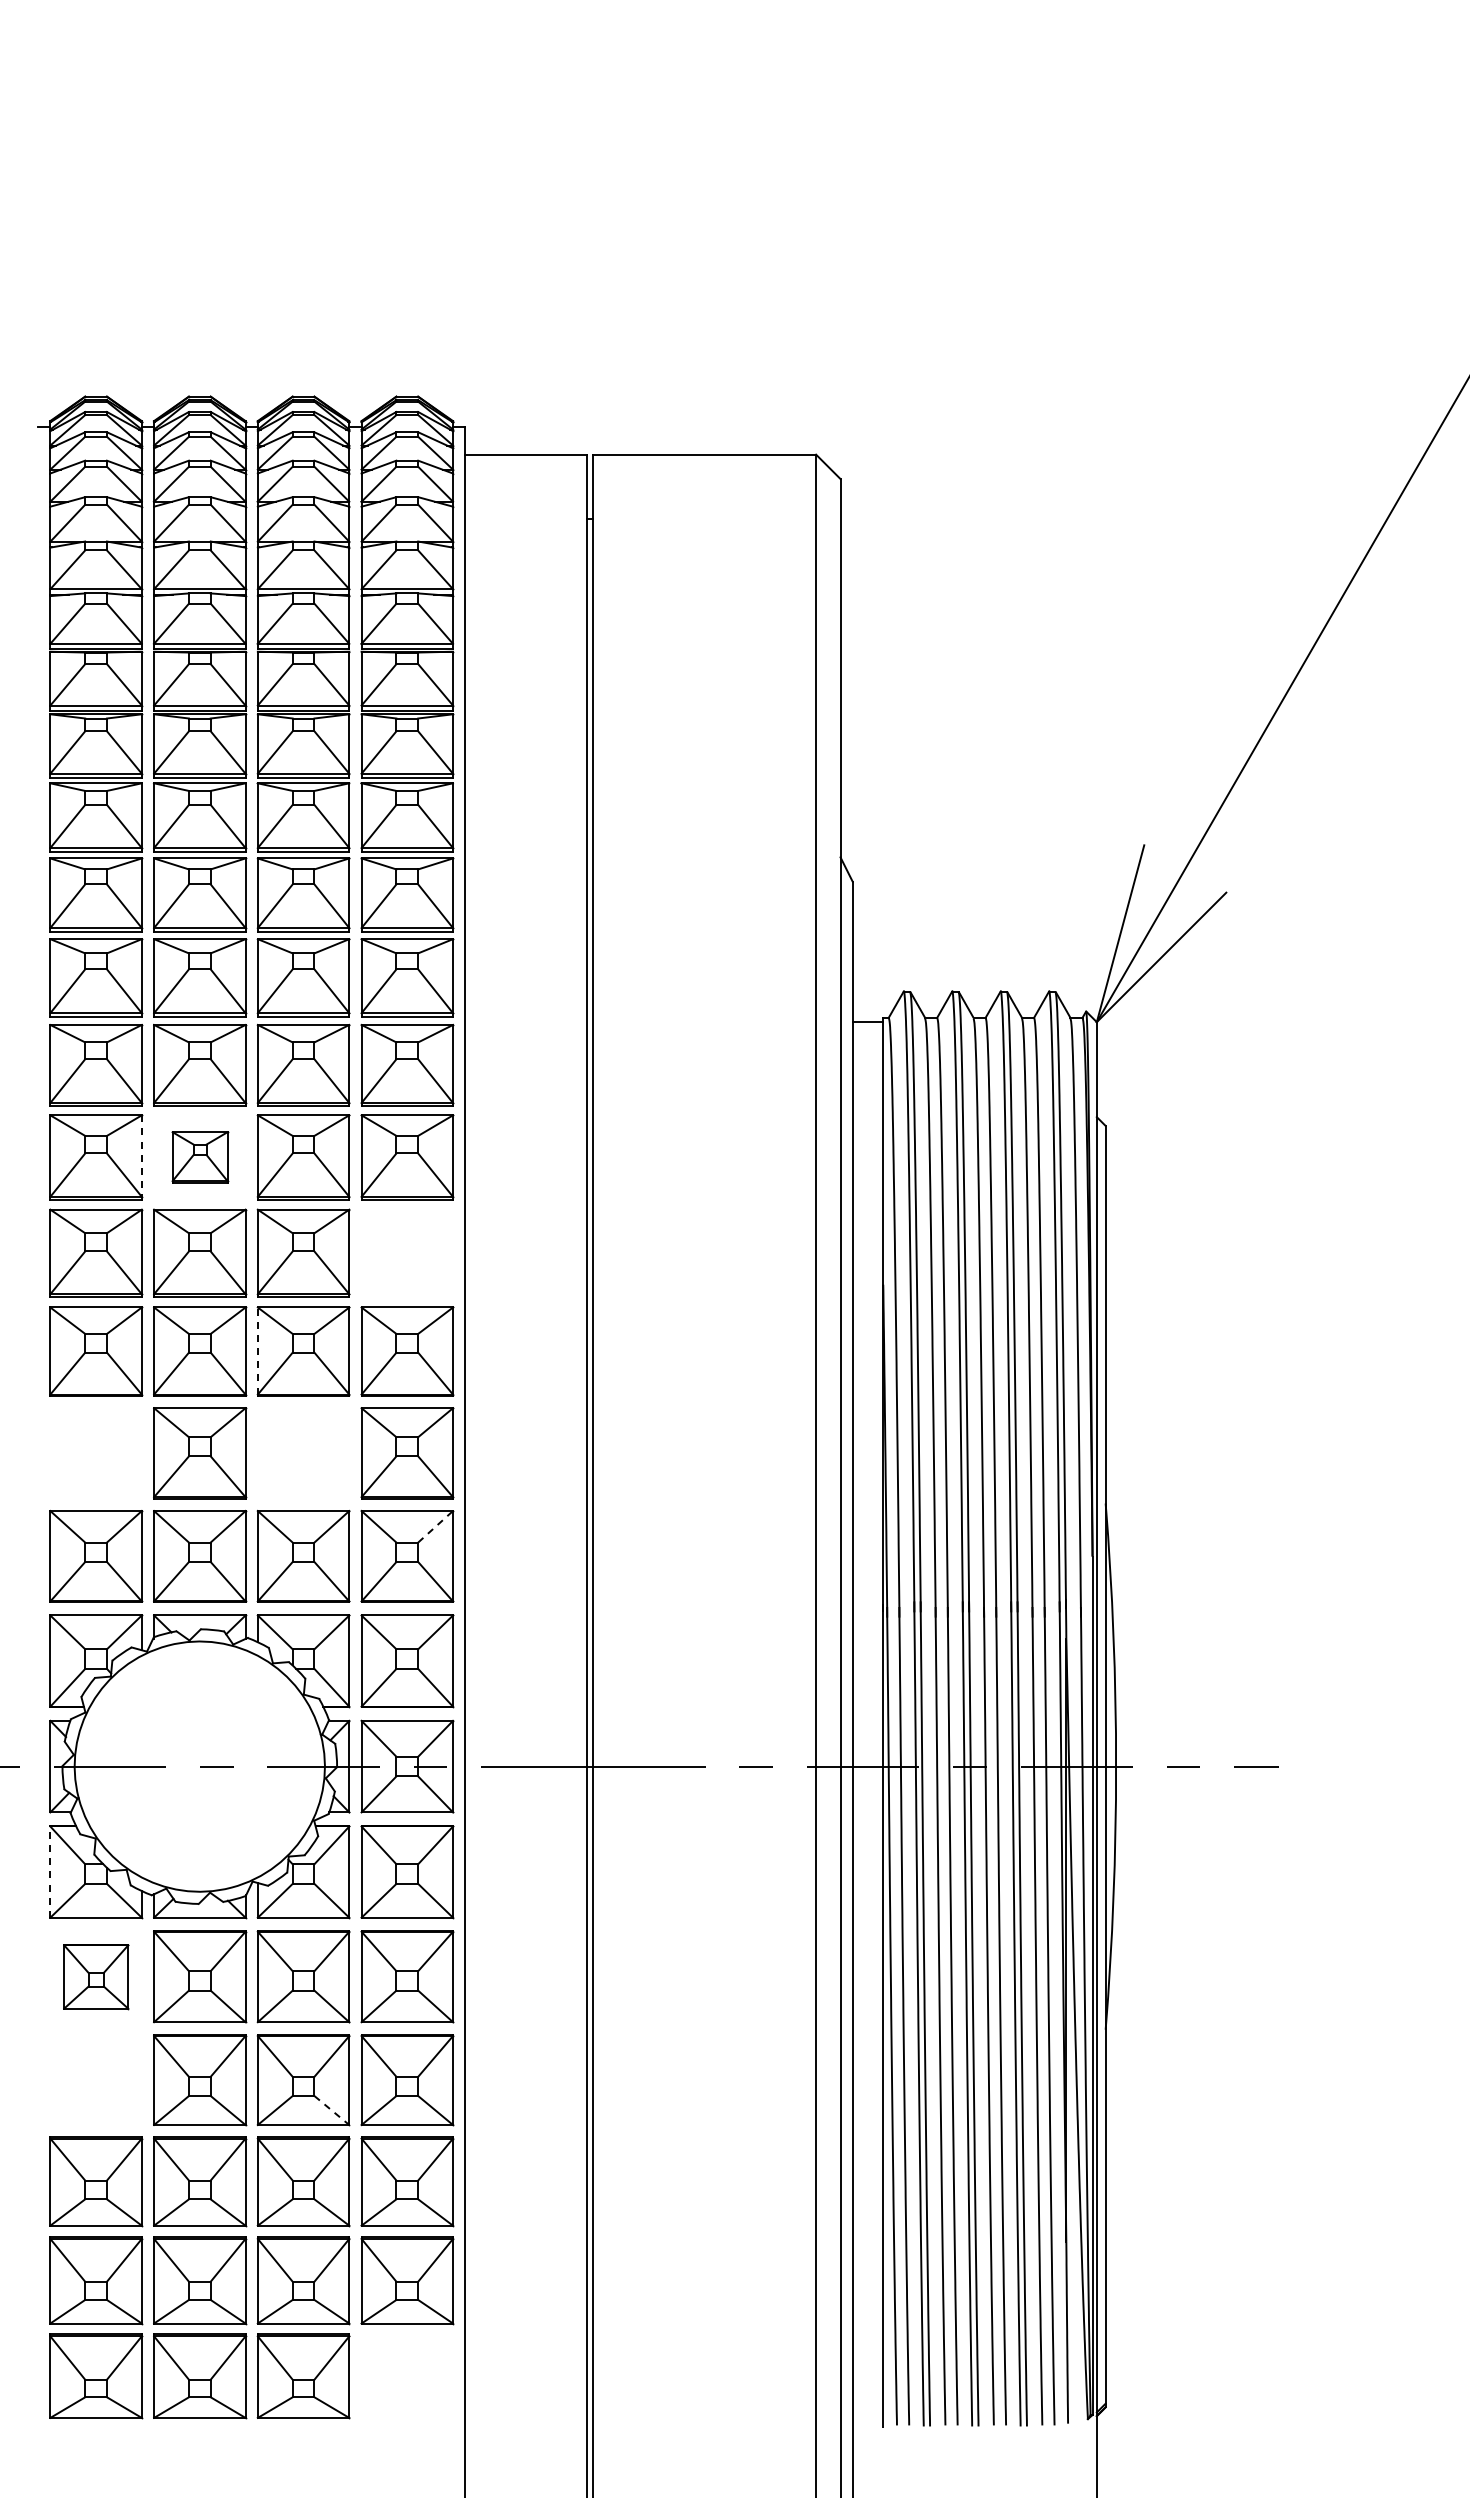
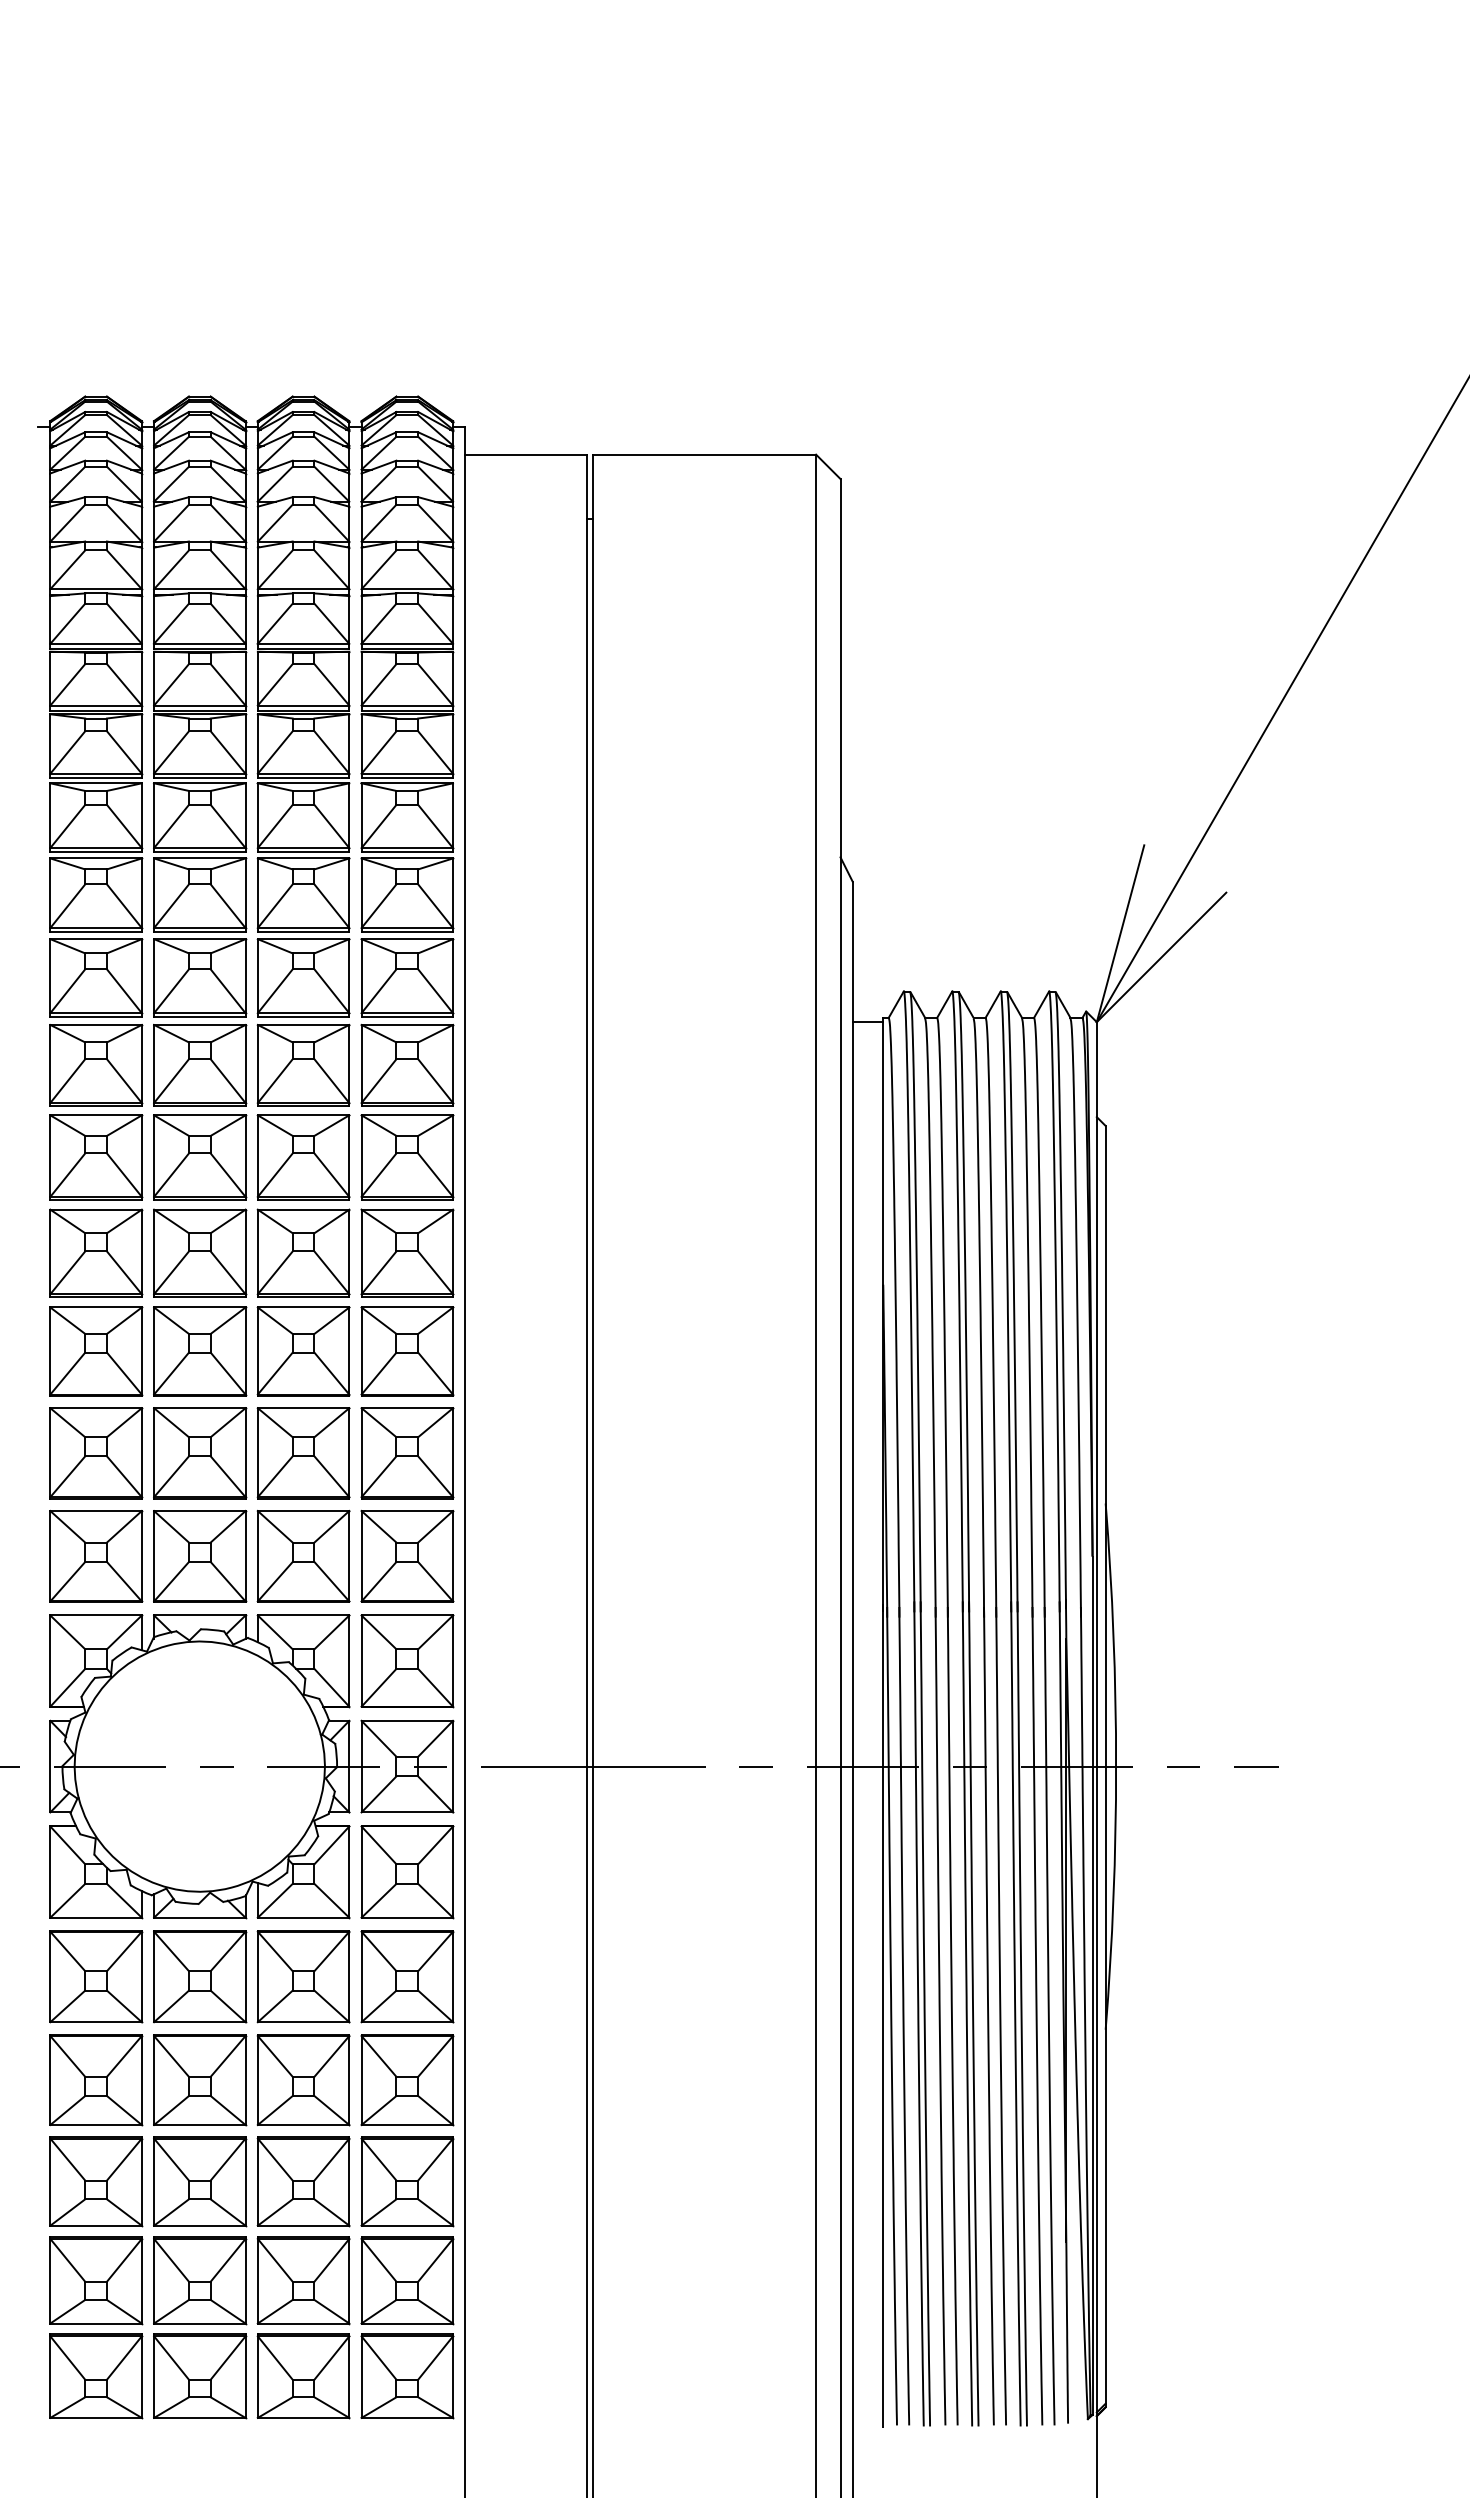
line: dashed -> solid (141, 1156)
part size: 59x53 px -> 95x87 px (200, 1157)
part: none -> present (407, 1252)
line: dashed -> solid (257, 1351)
part: none -> present (96, 1453)
part: none -> present (303, 1453)
line: dashed -> solid (435, 1526)
line: dashed -> solid (50, 1872)
part size: 67x67 px -> 95x94 px (96, 1976)
part: none -> present (96, 2080)
line: dashed -> solid (331, 2110)
part: none -> present (407, 2376)
